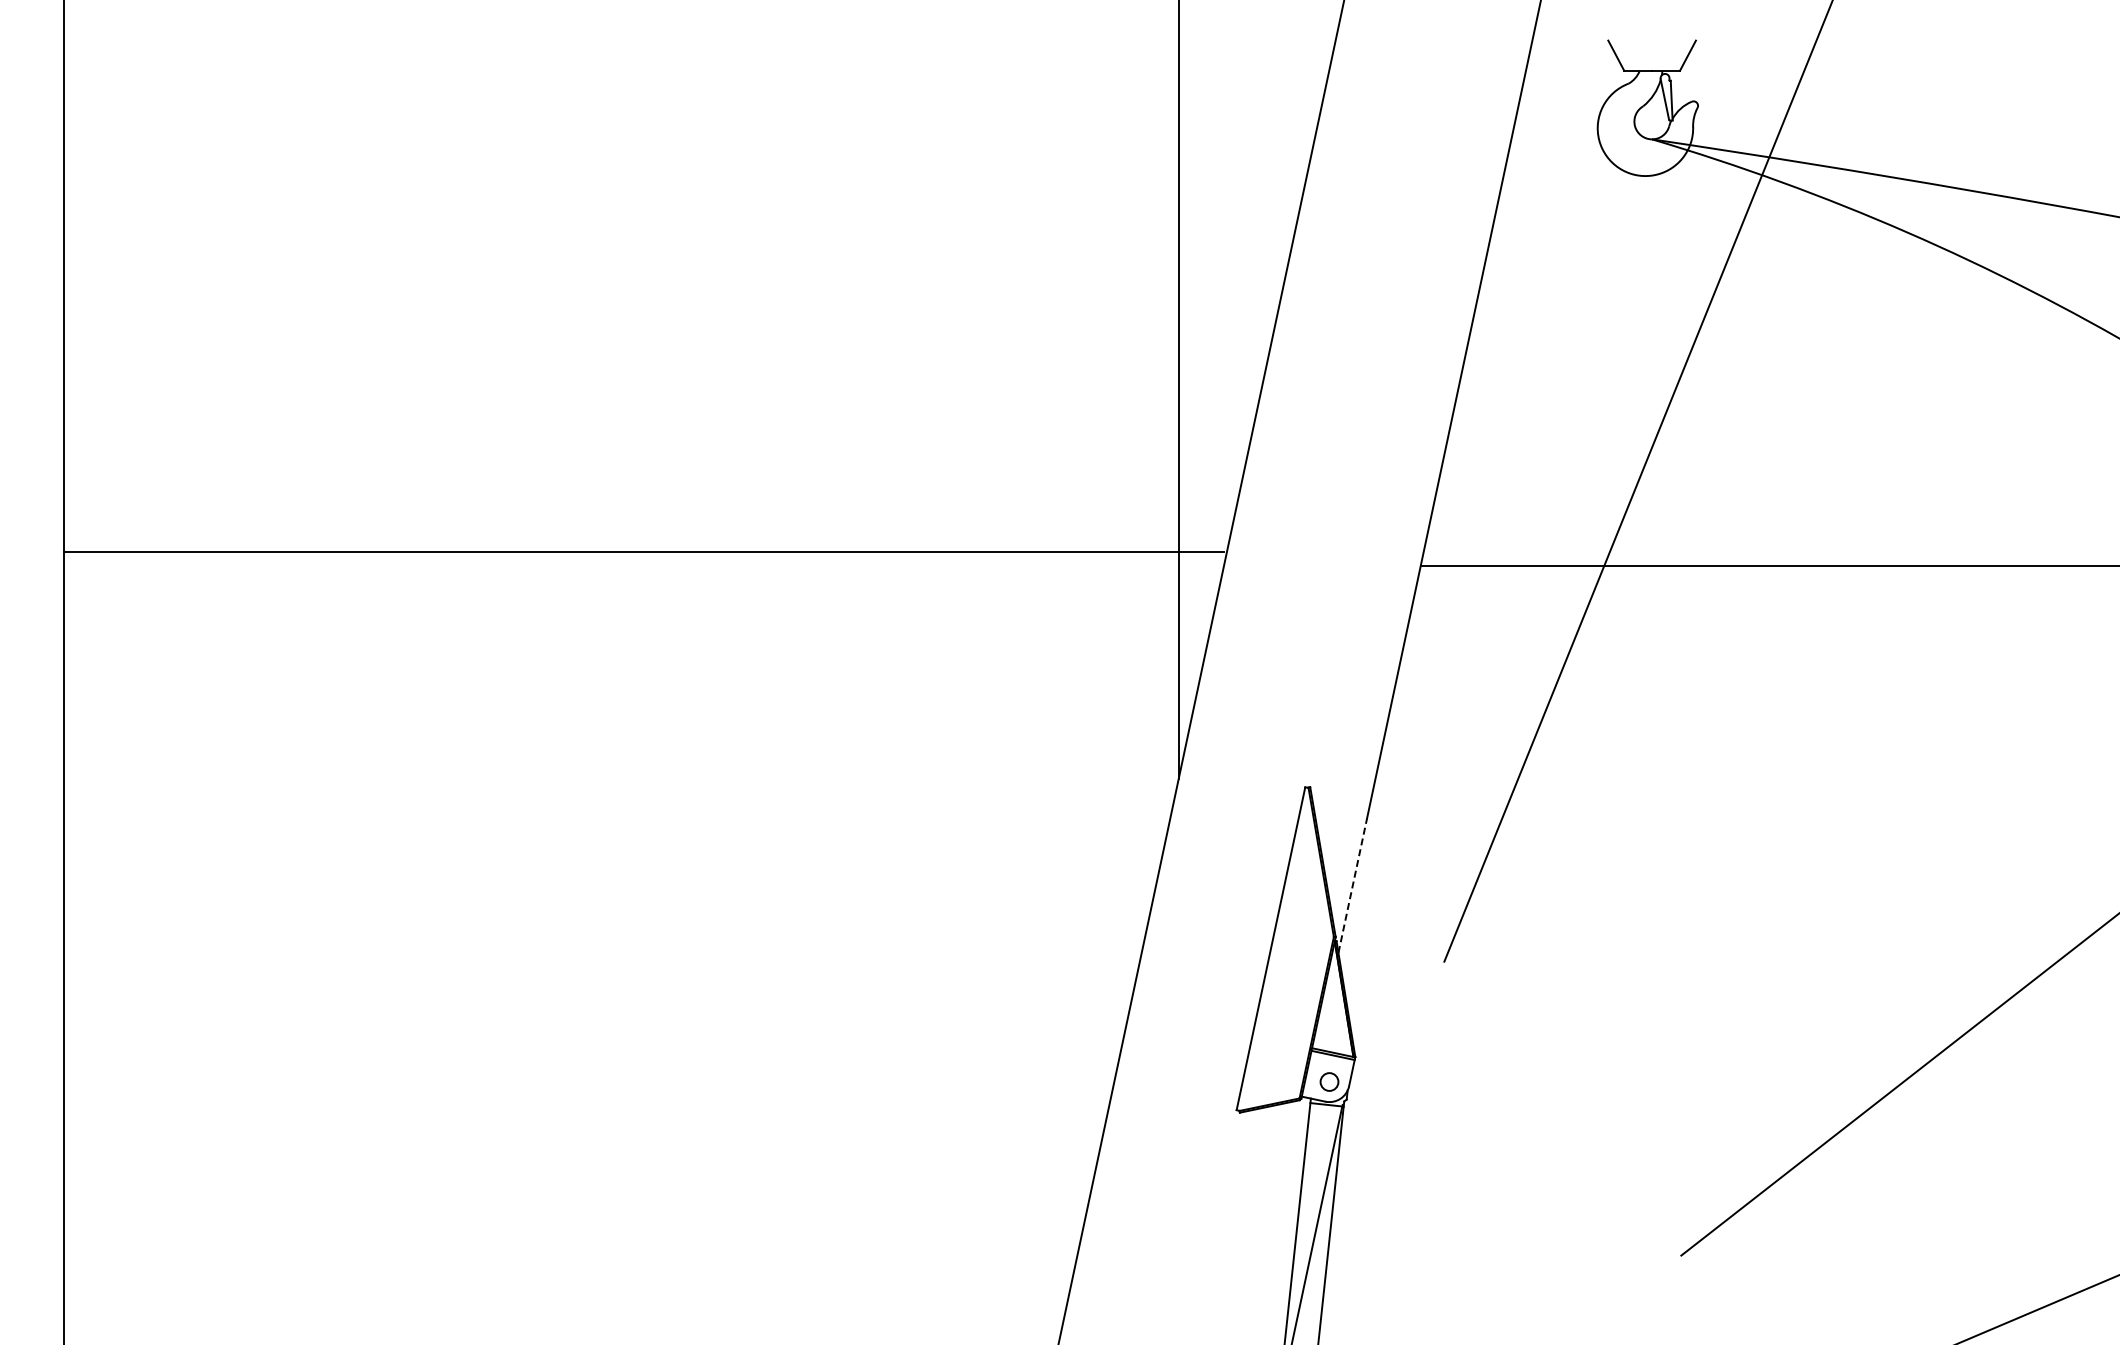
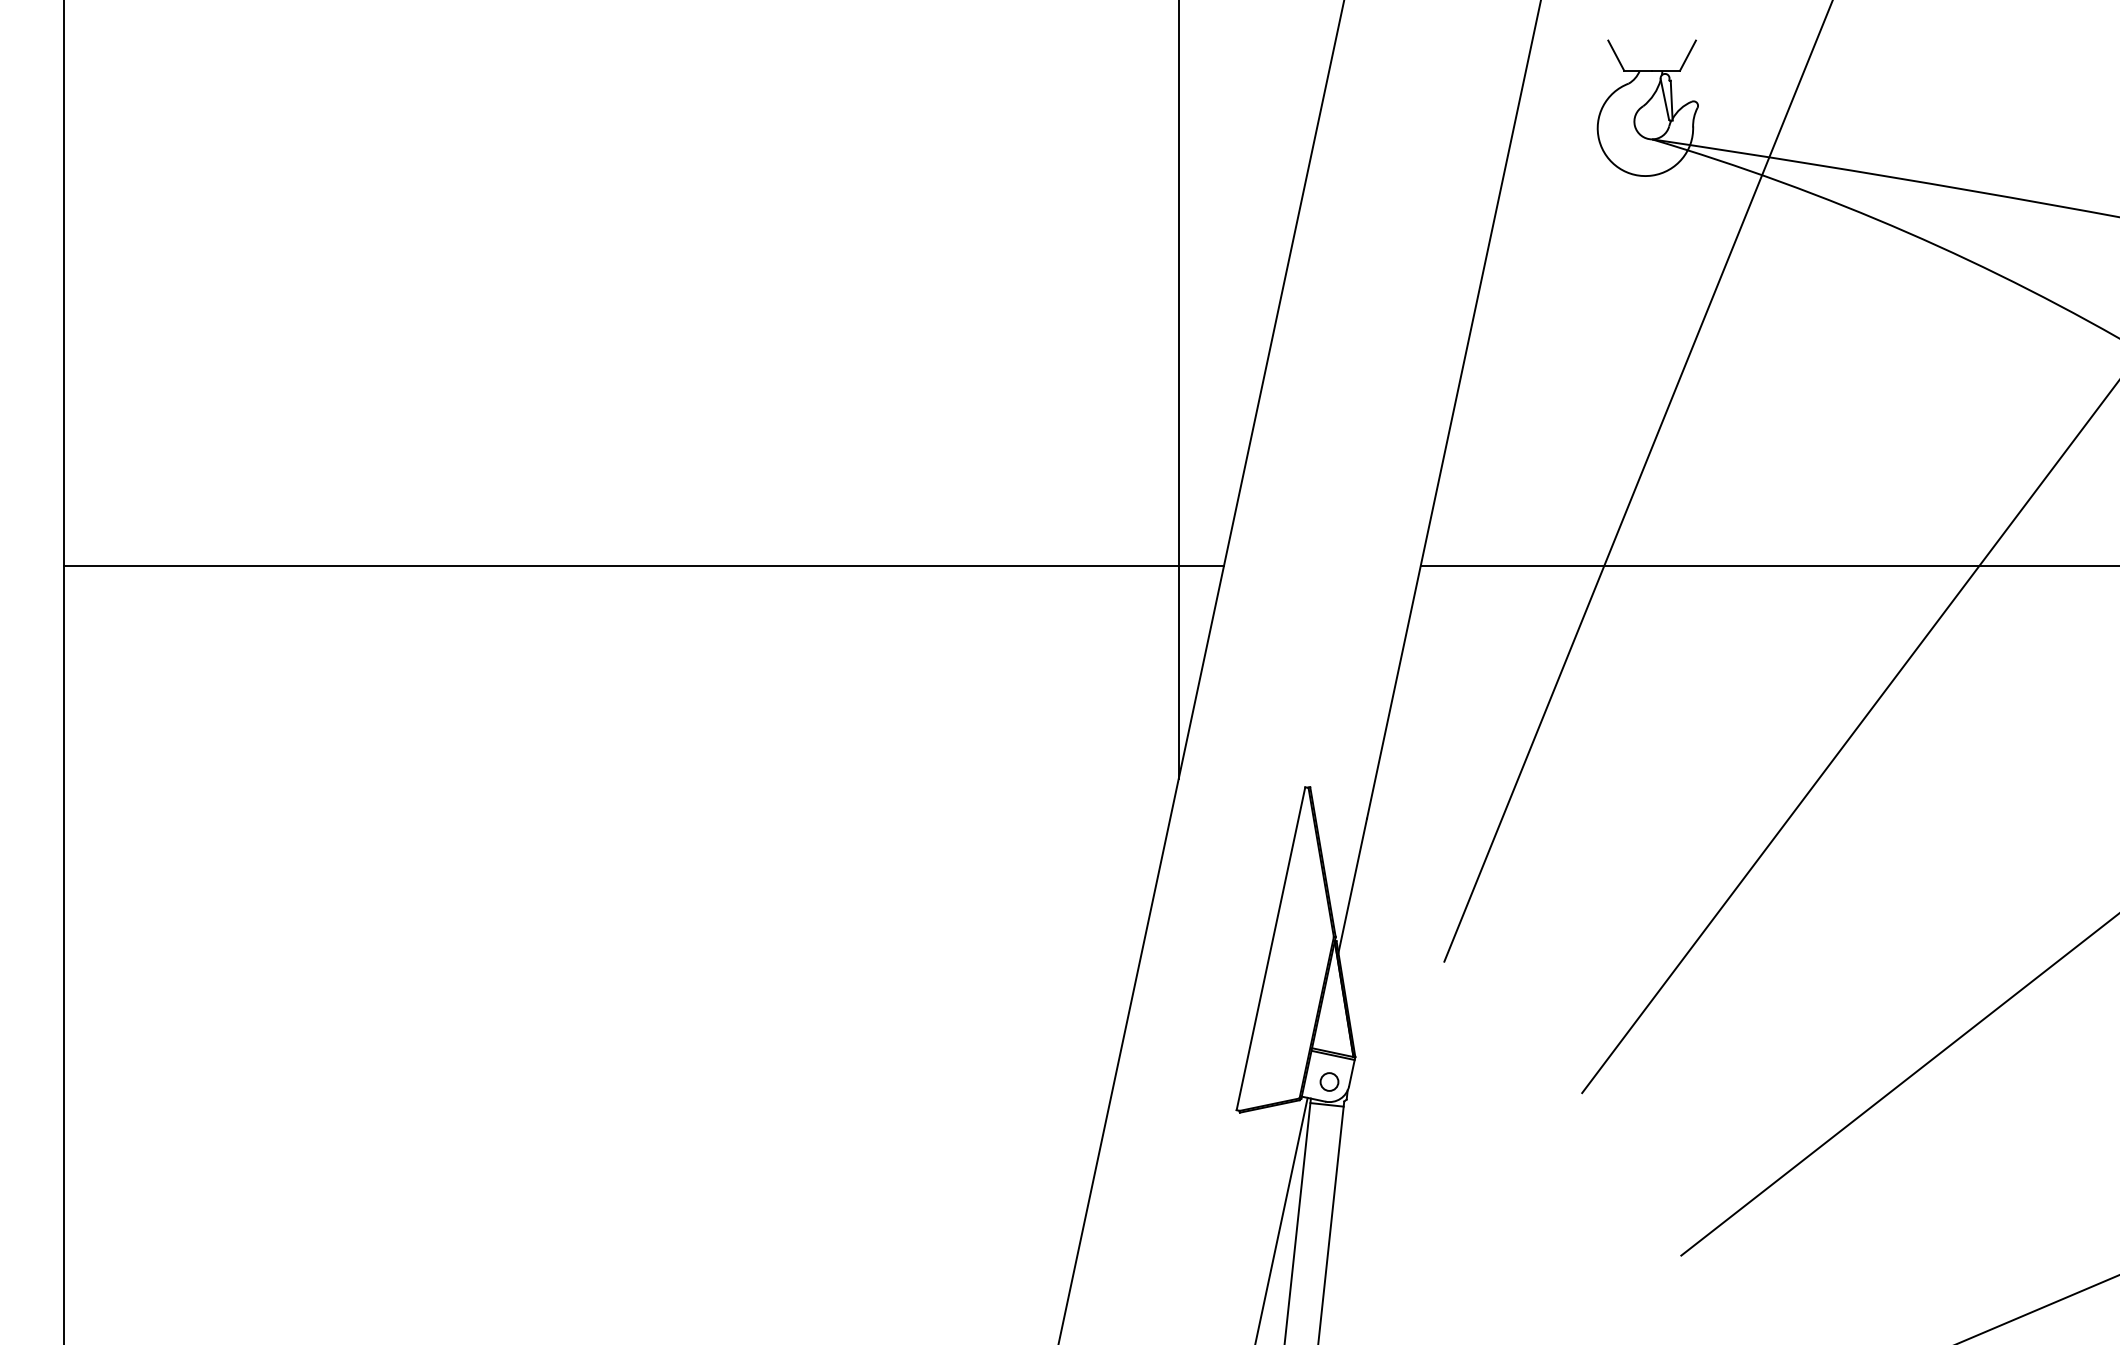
line position: (643, 552) -> (643, 566) (643, 566)
line: none -> present (1849, 738)
line: dashed -> solid (1352, 885)
line position: (1317, 1222) -> (1281, 1219) (1281, 1219)
